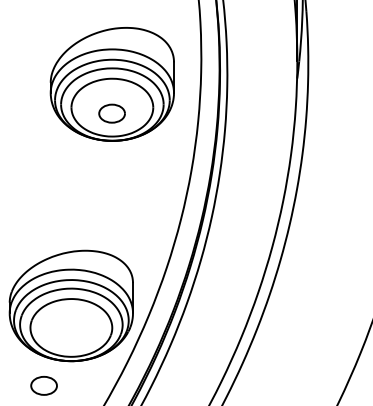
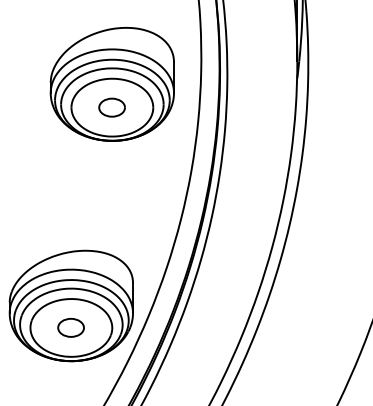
part position: (111, 113) -> (111, 107) (111, 107)
part position: (43, 385) -> (70, 327) (70, 327)
